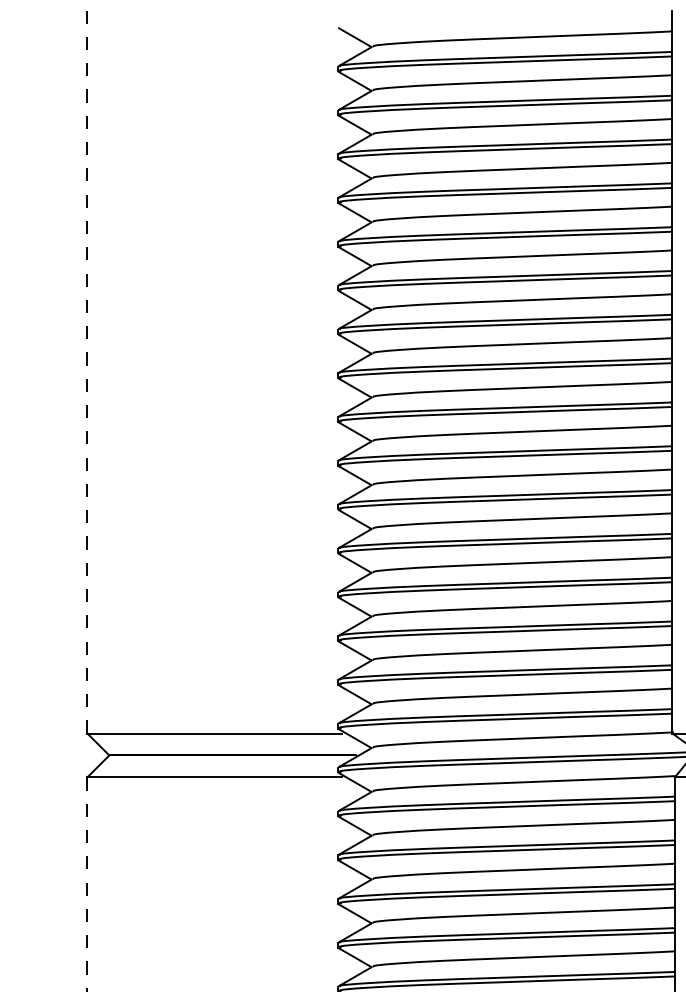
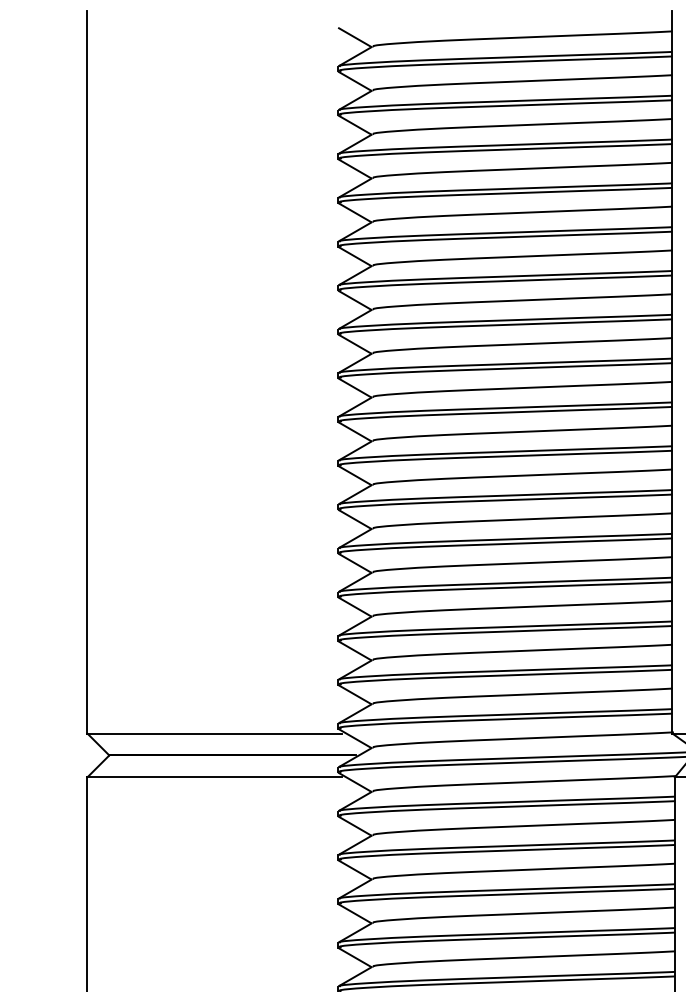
line: dashed -> solid (87, 372)
line: dashed -> solid (87, 884)
